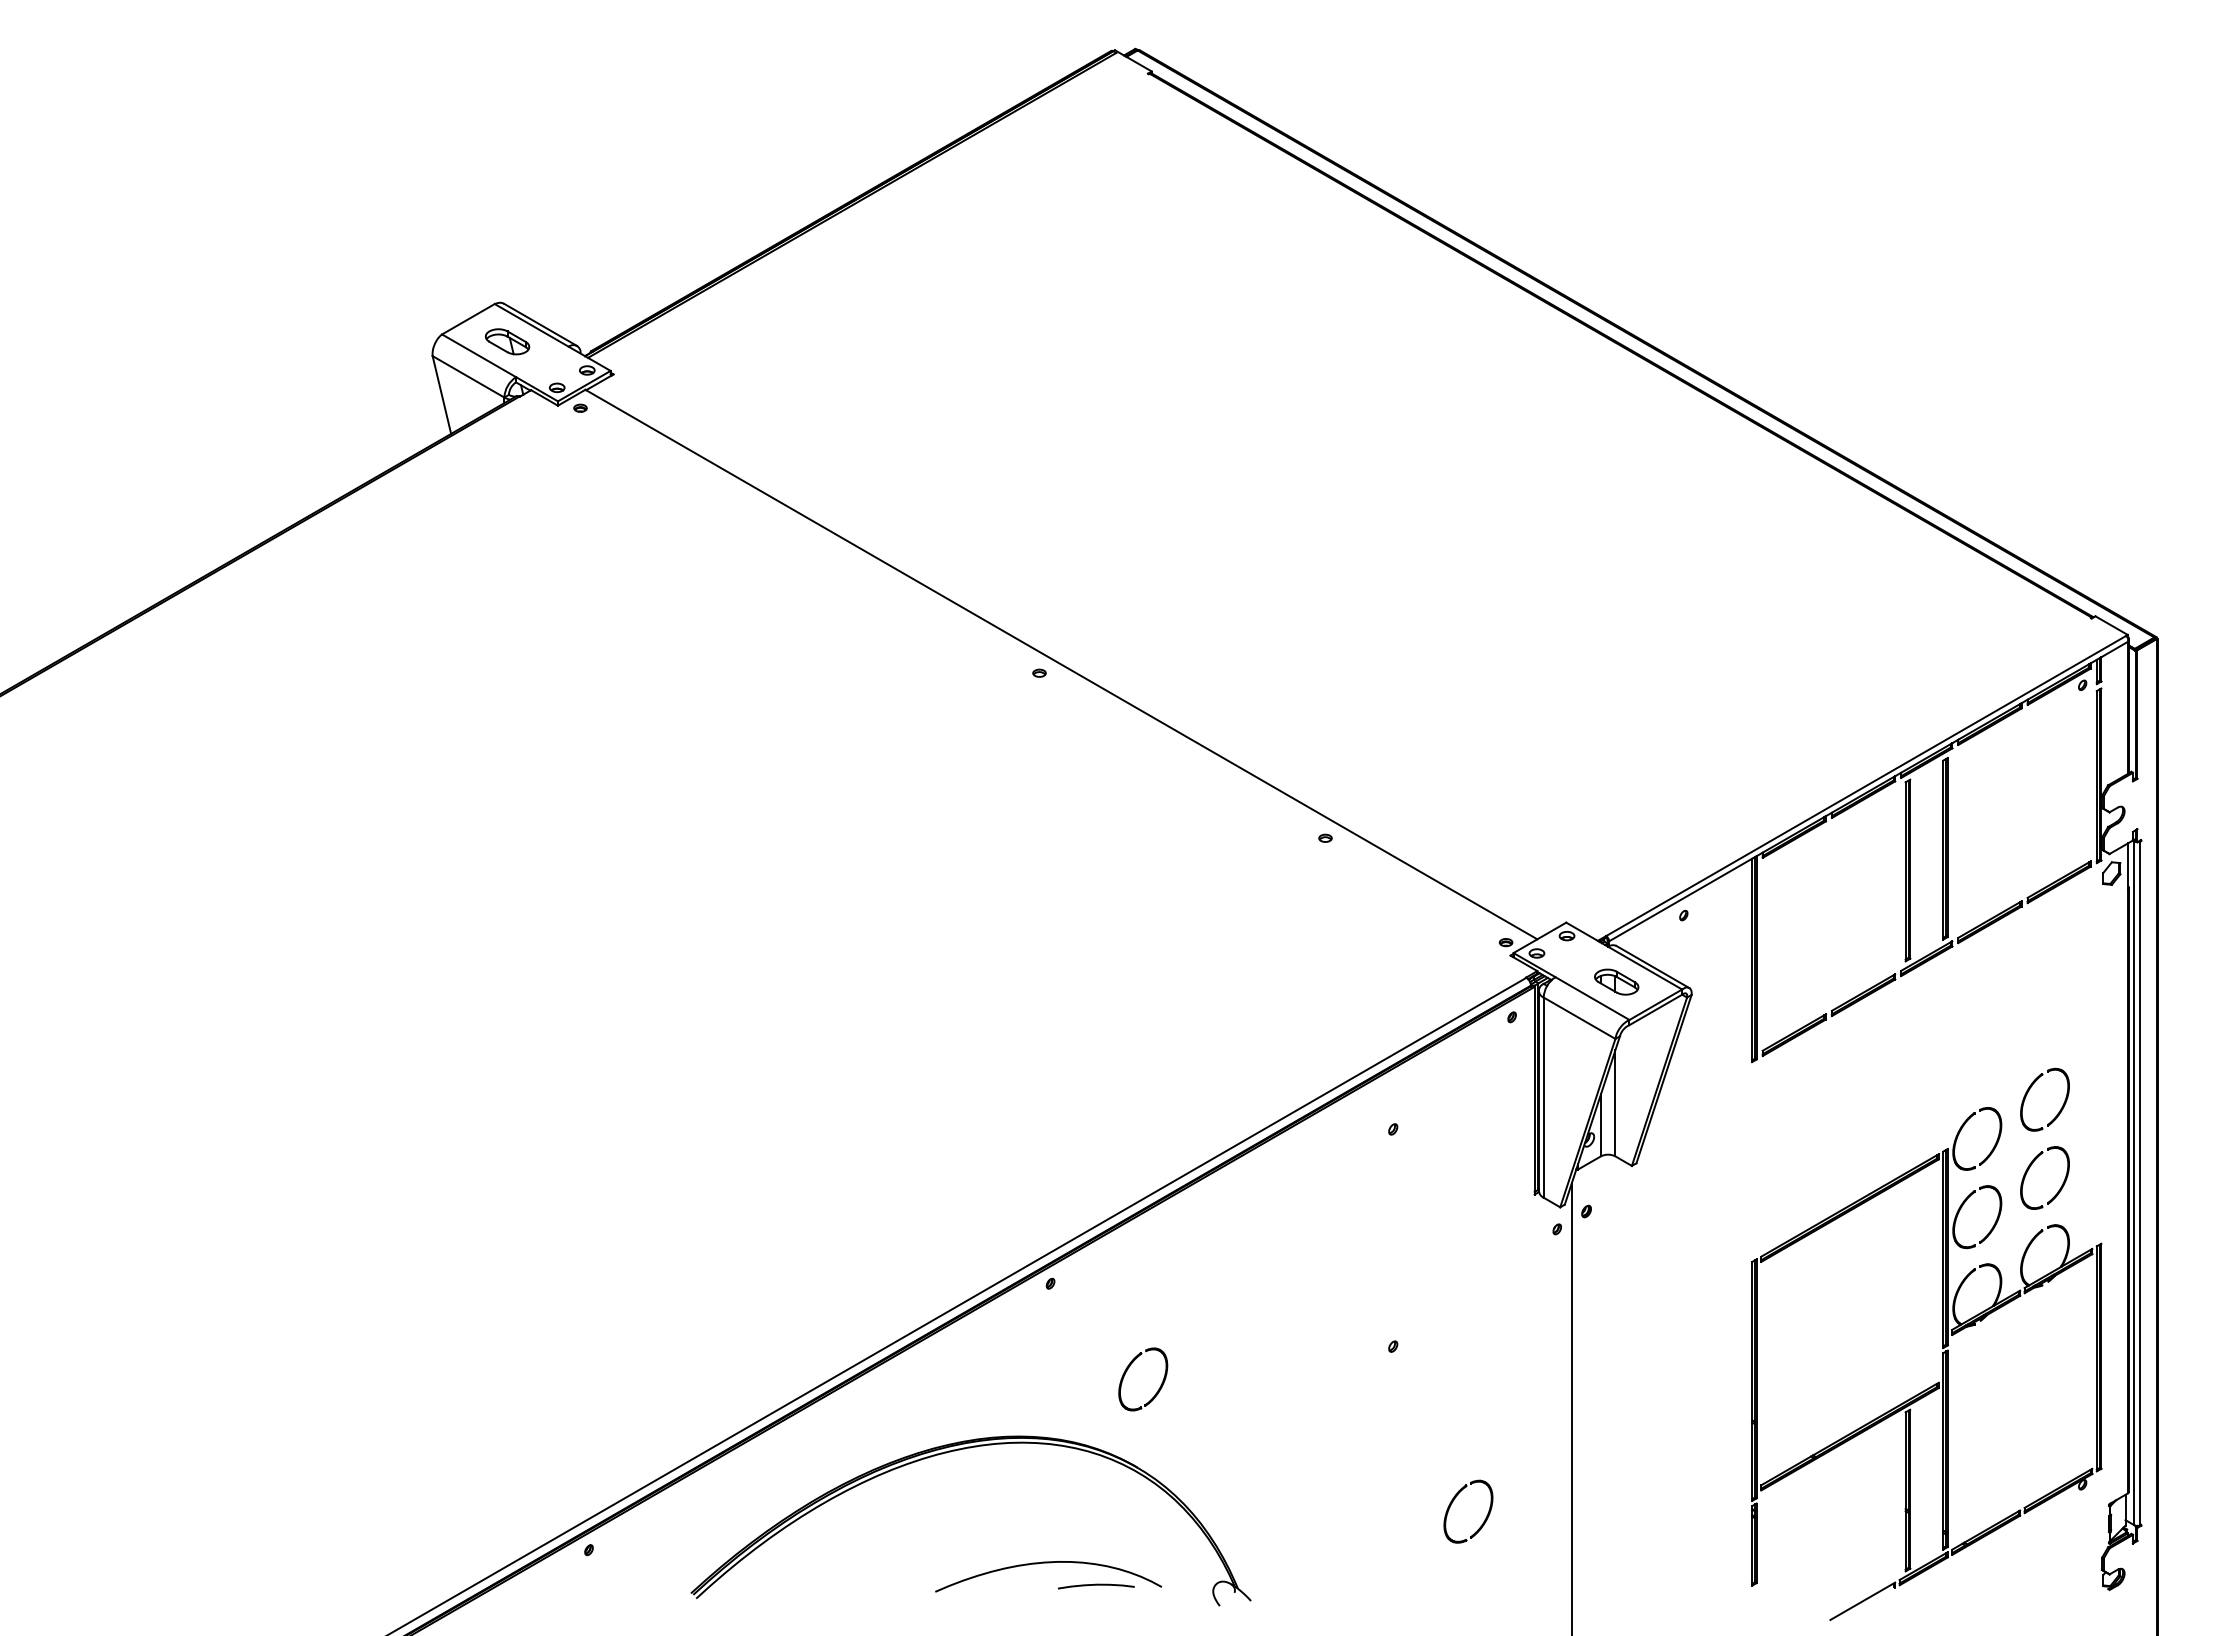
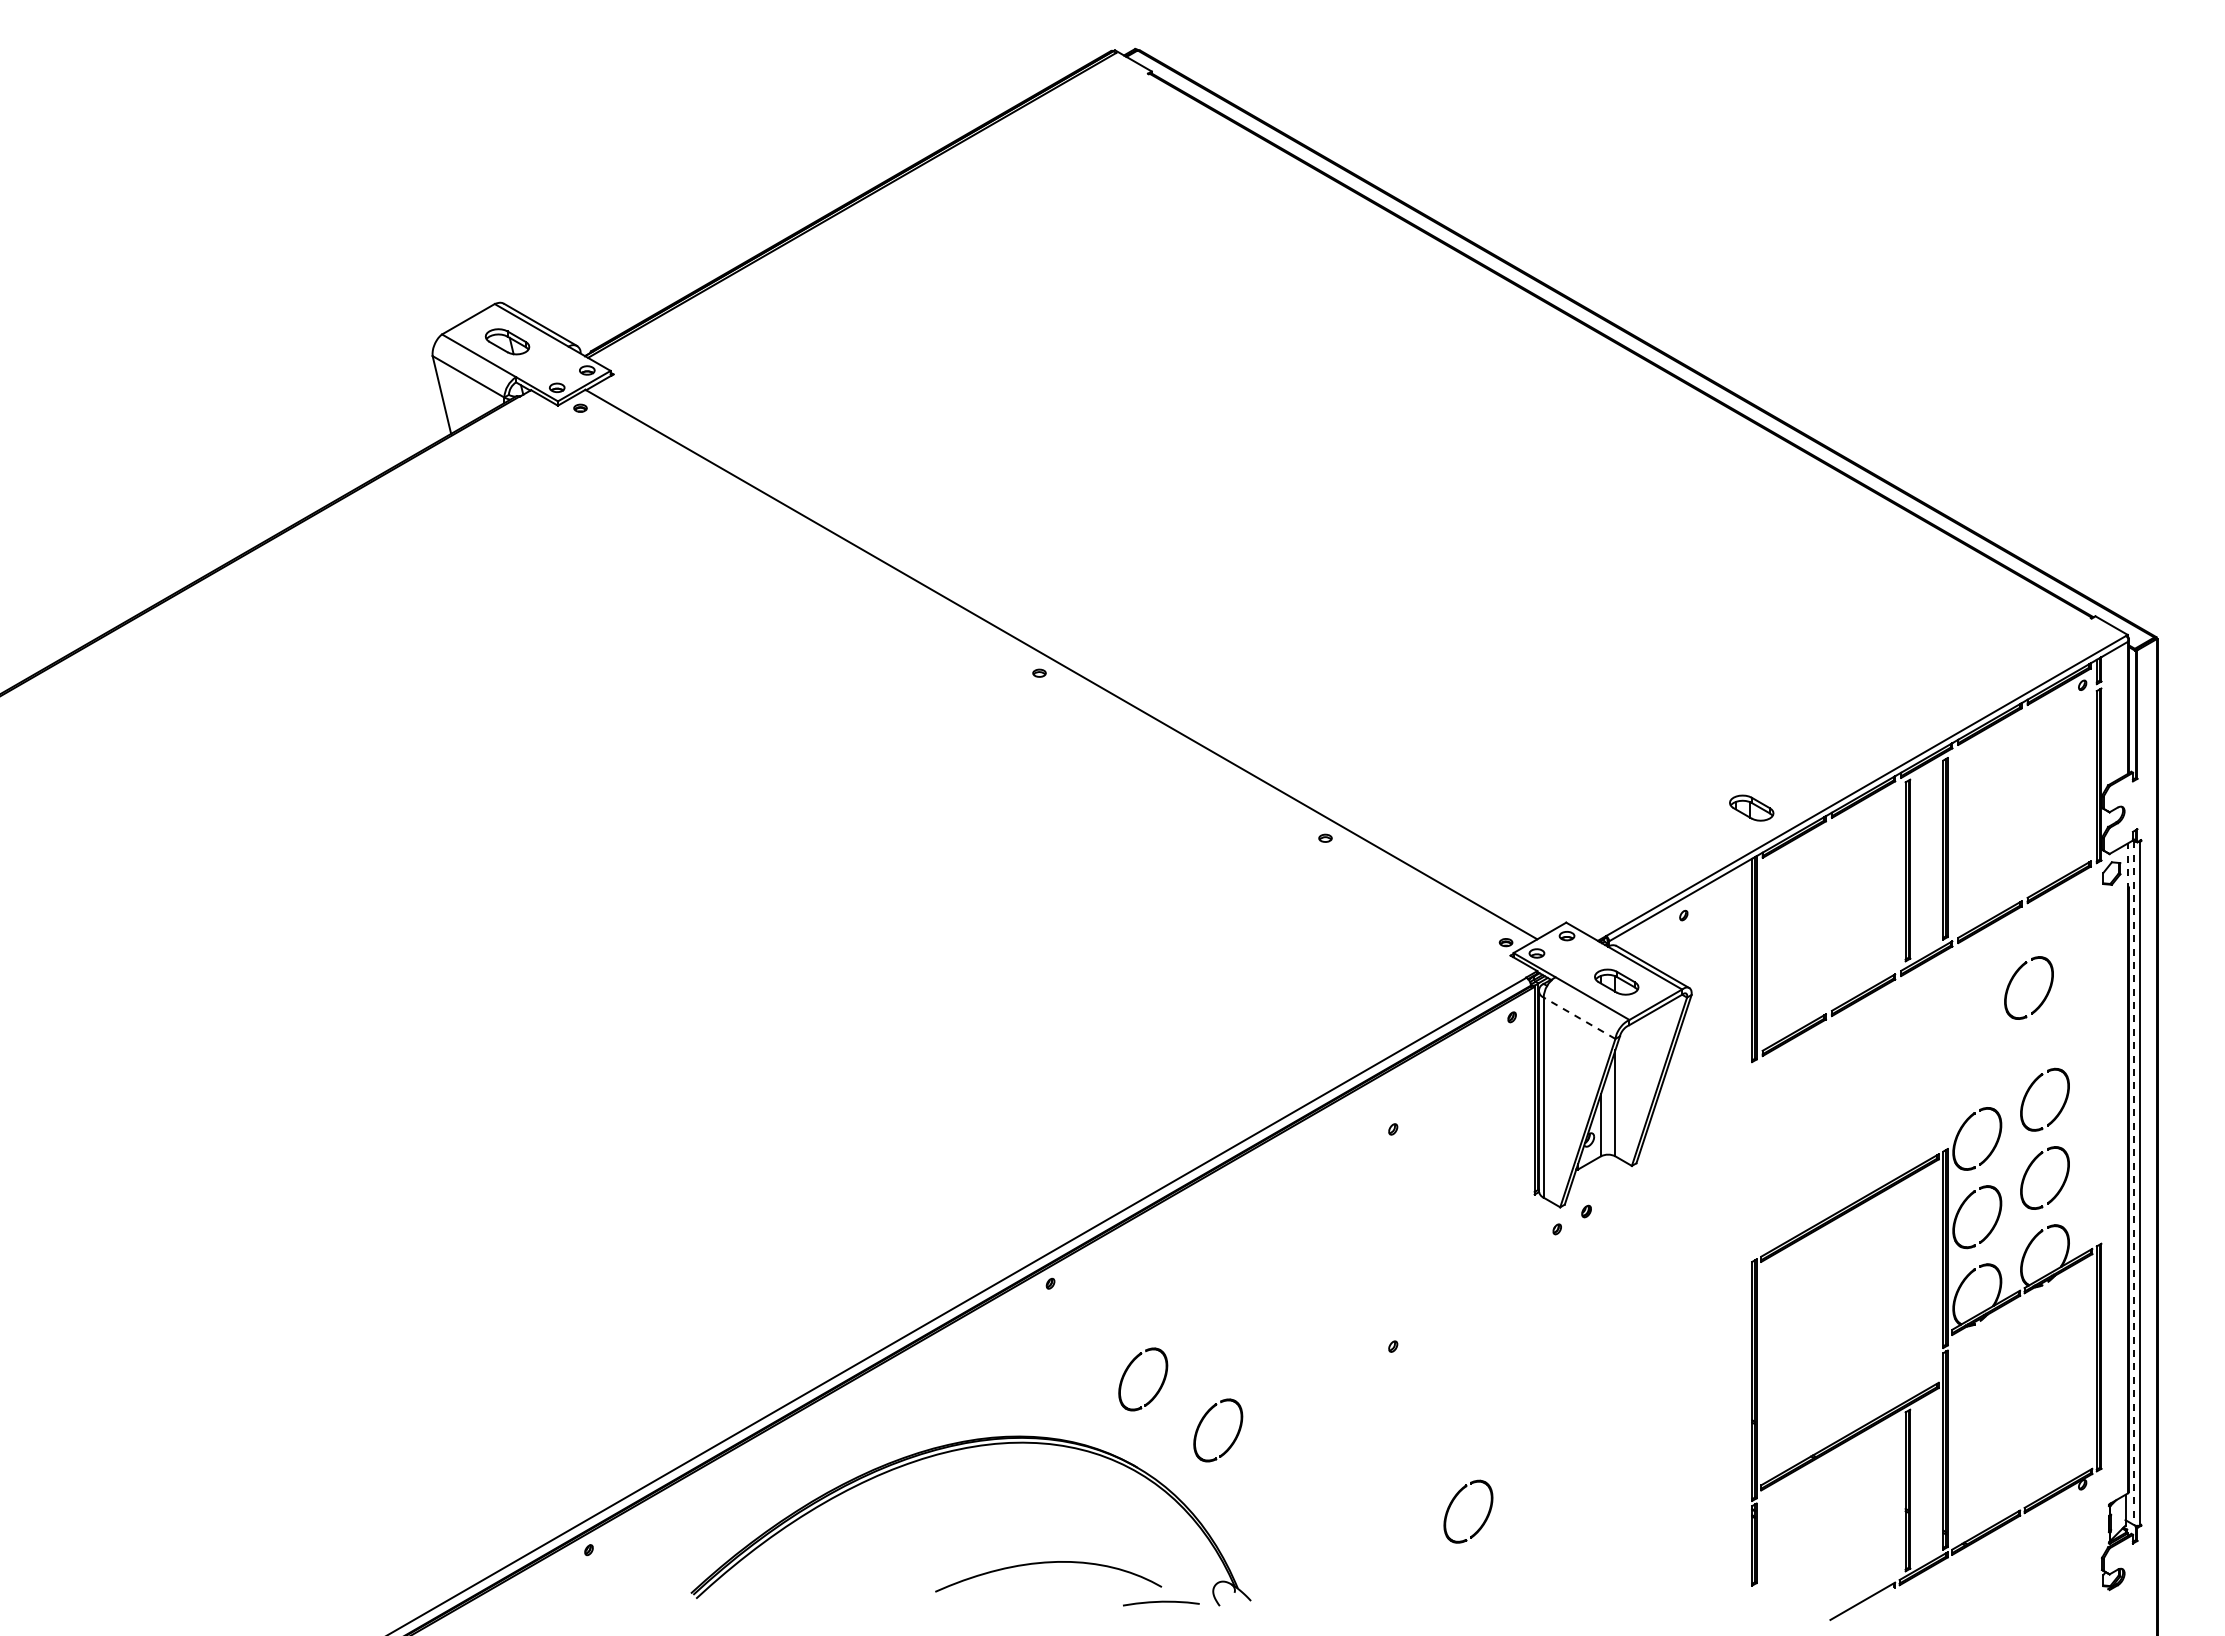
part: none -> present (1751, 807)
line: solid -> dashed (2127, 866)
part: none -> present (2013, 979)
line: solid -> dashed (1579, 1017)
line: solid -> dashed (2134, 1183)
line: present -> none (1571, 1407)
part: none -> present (1232, 1441)
curve position: (1096, 1585) -> (1161, 1602) (1161, 1602)
